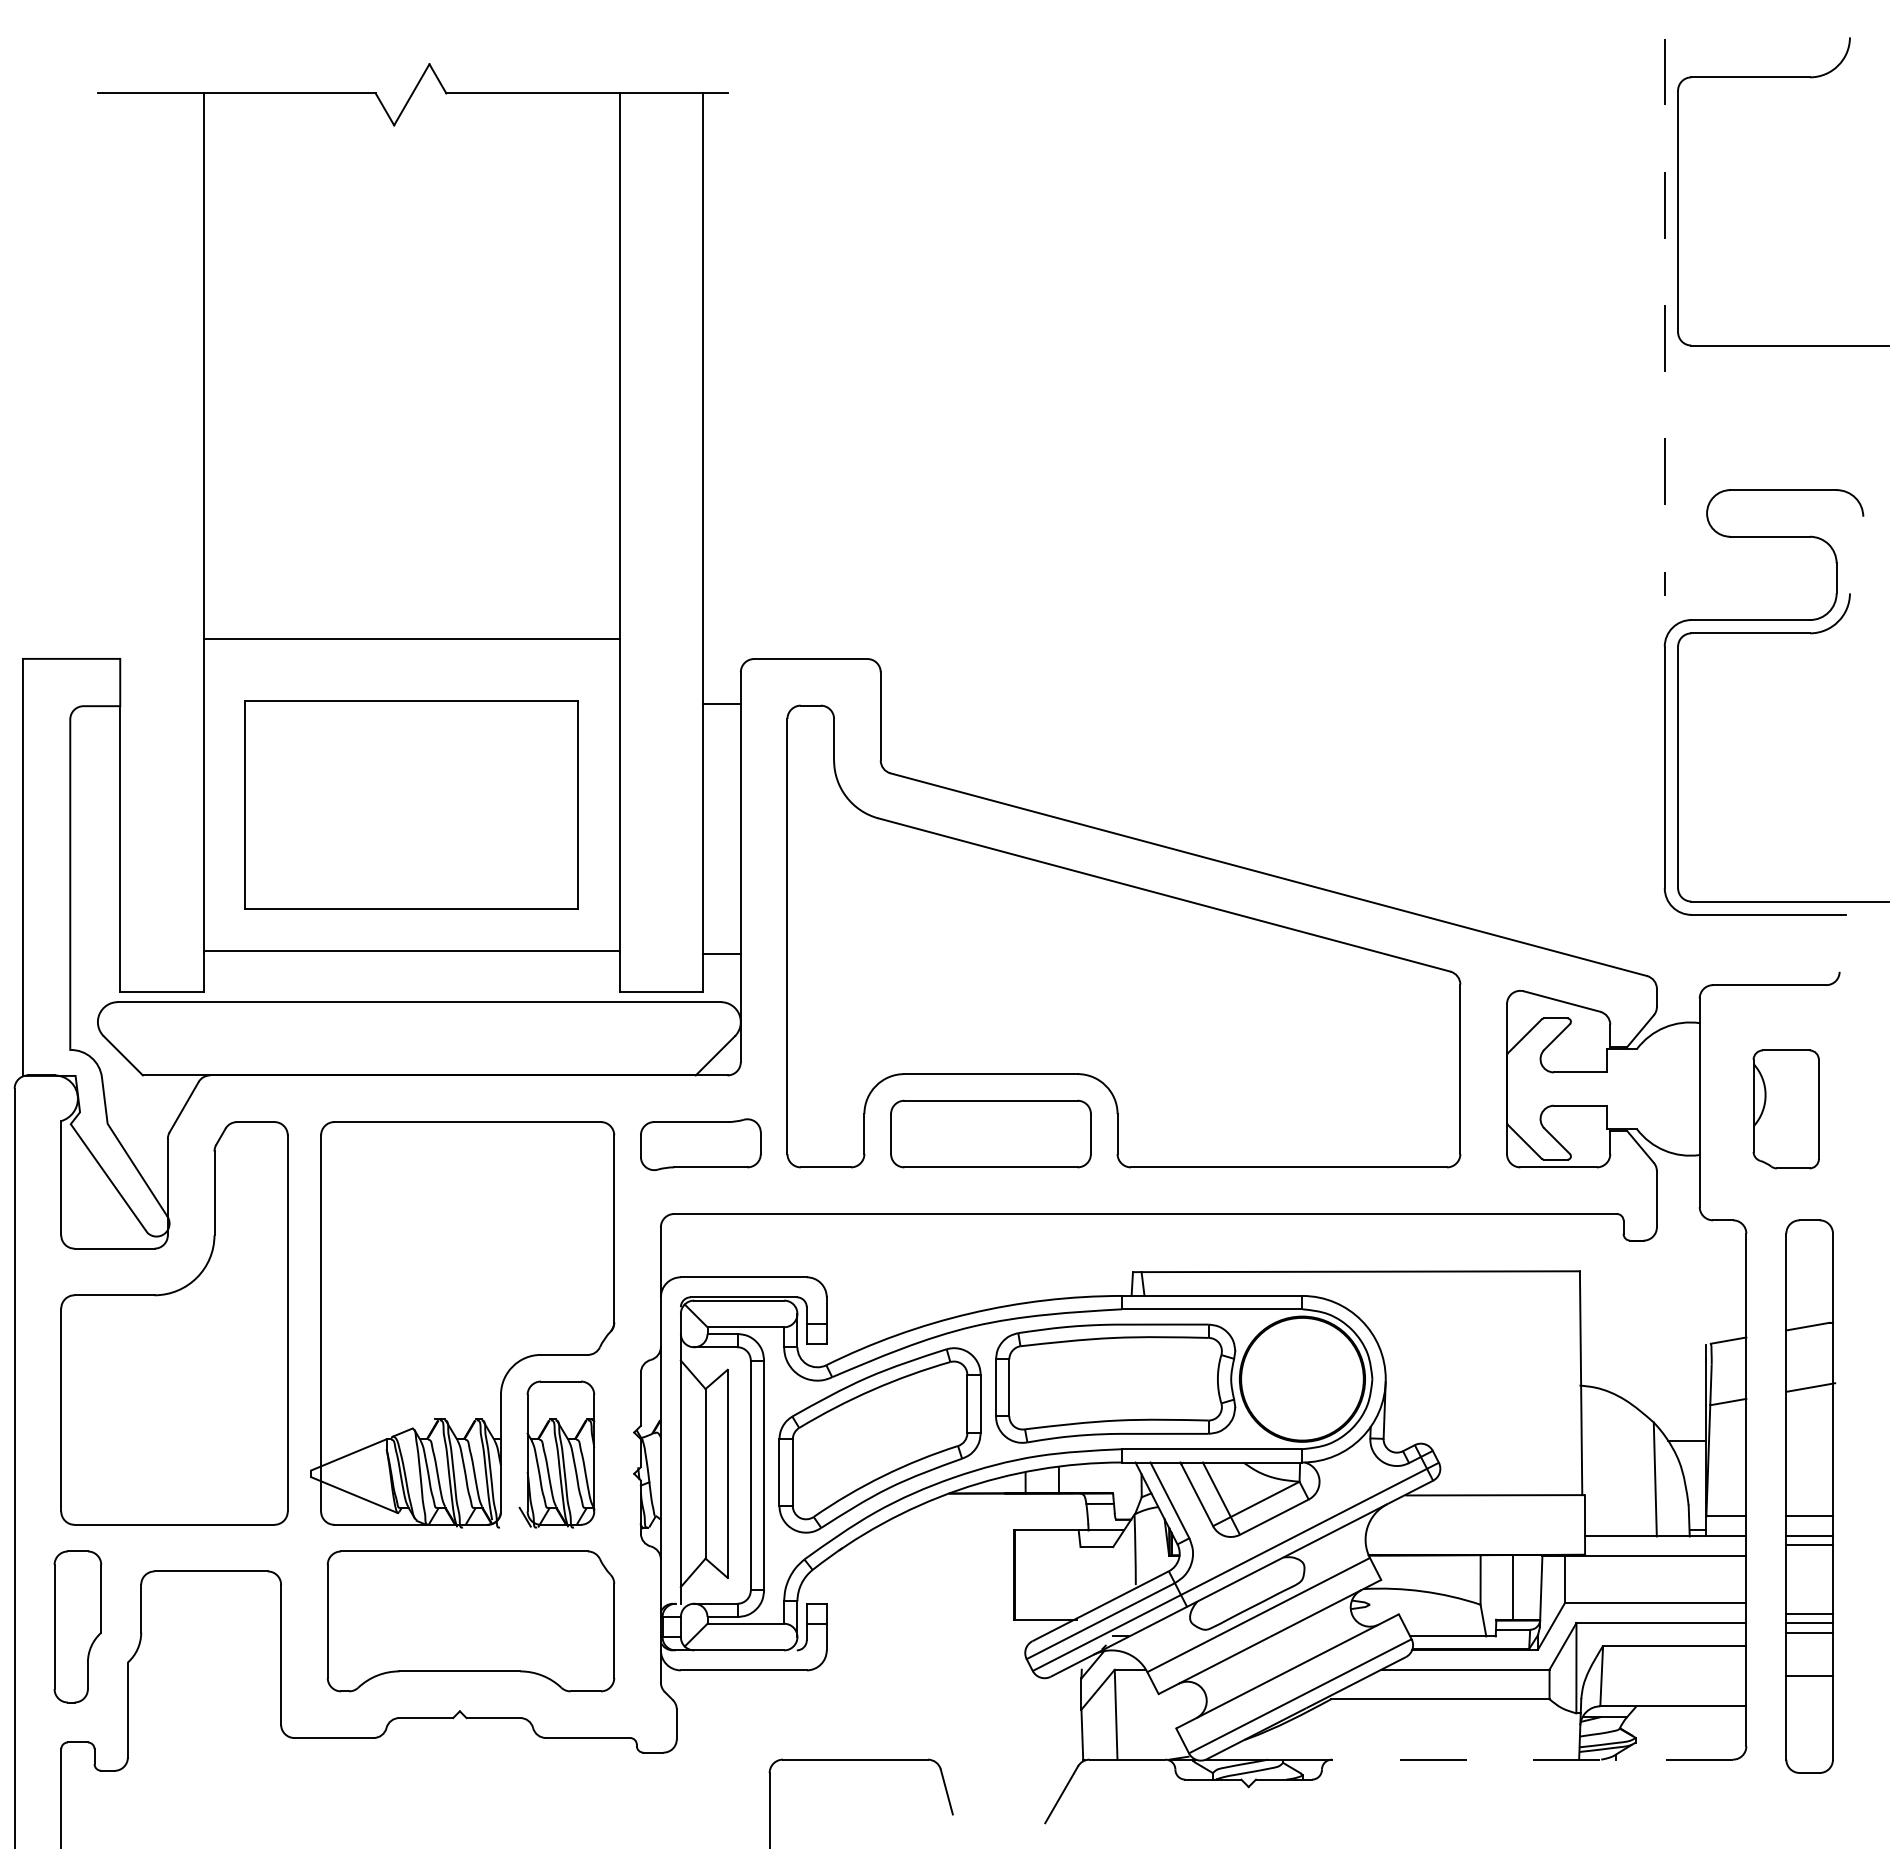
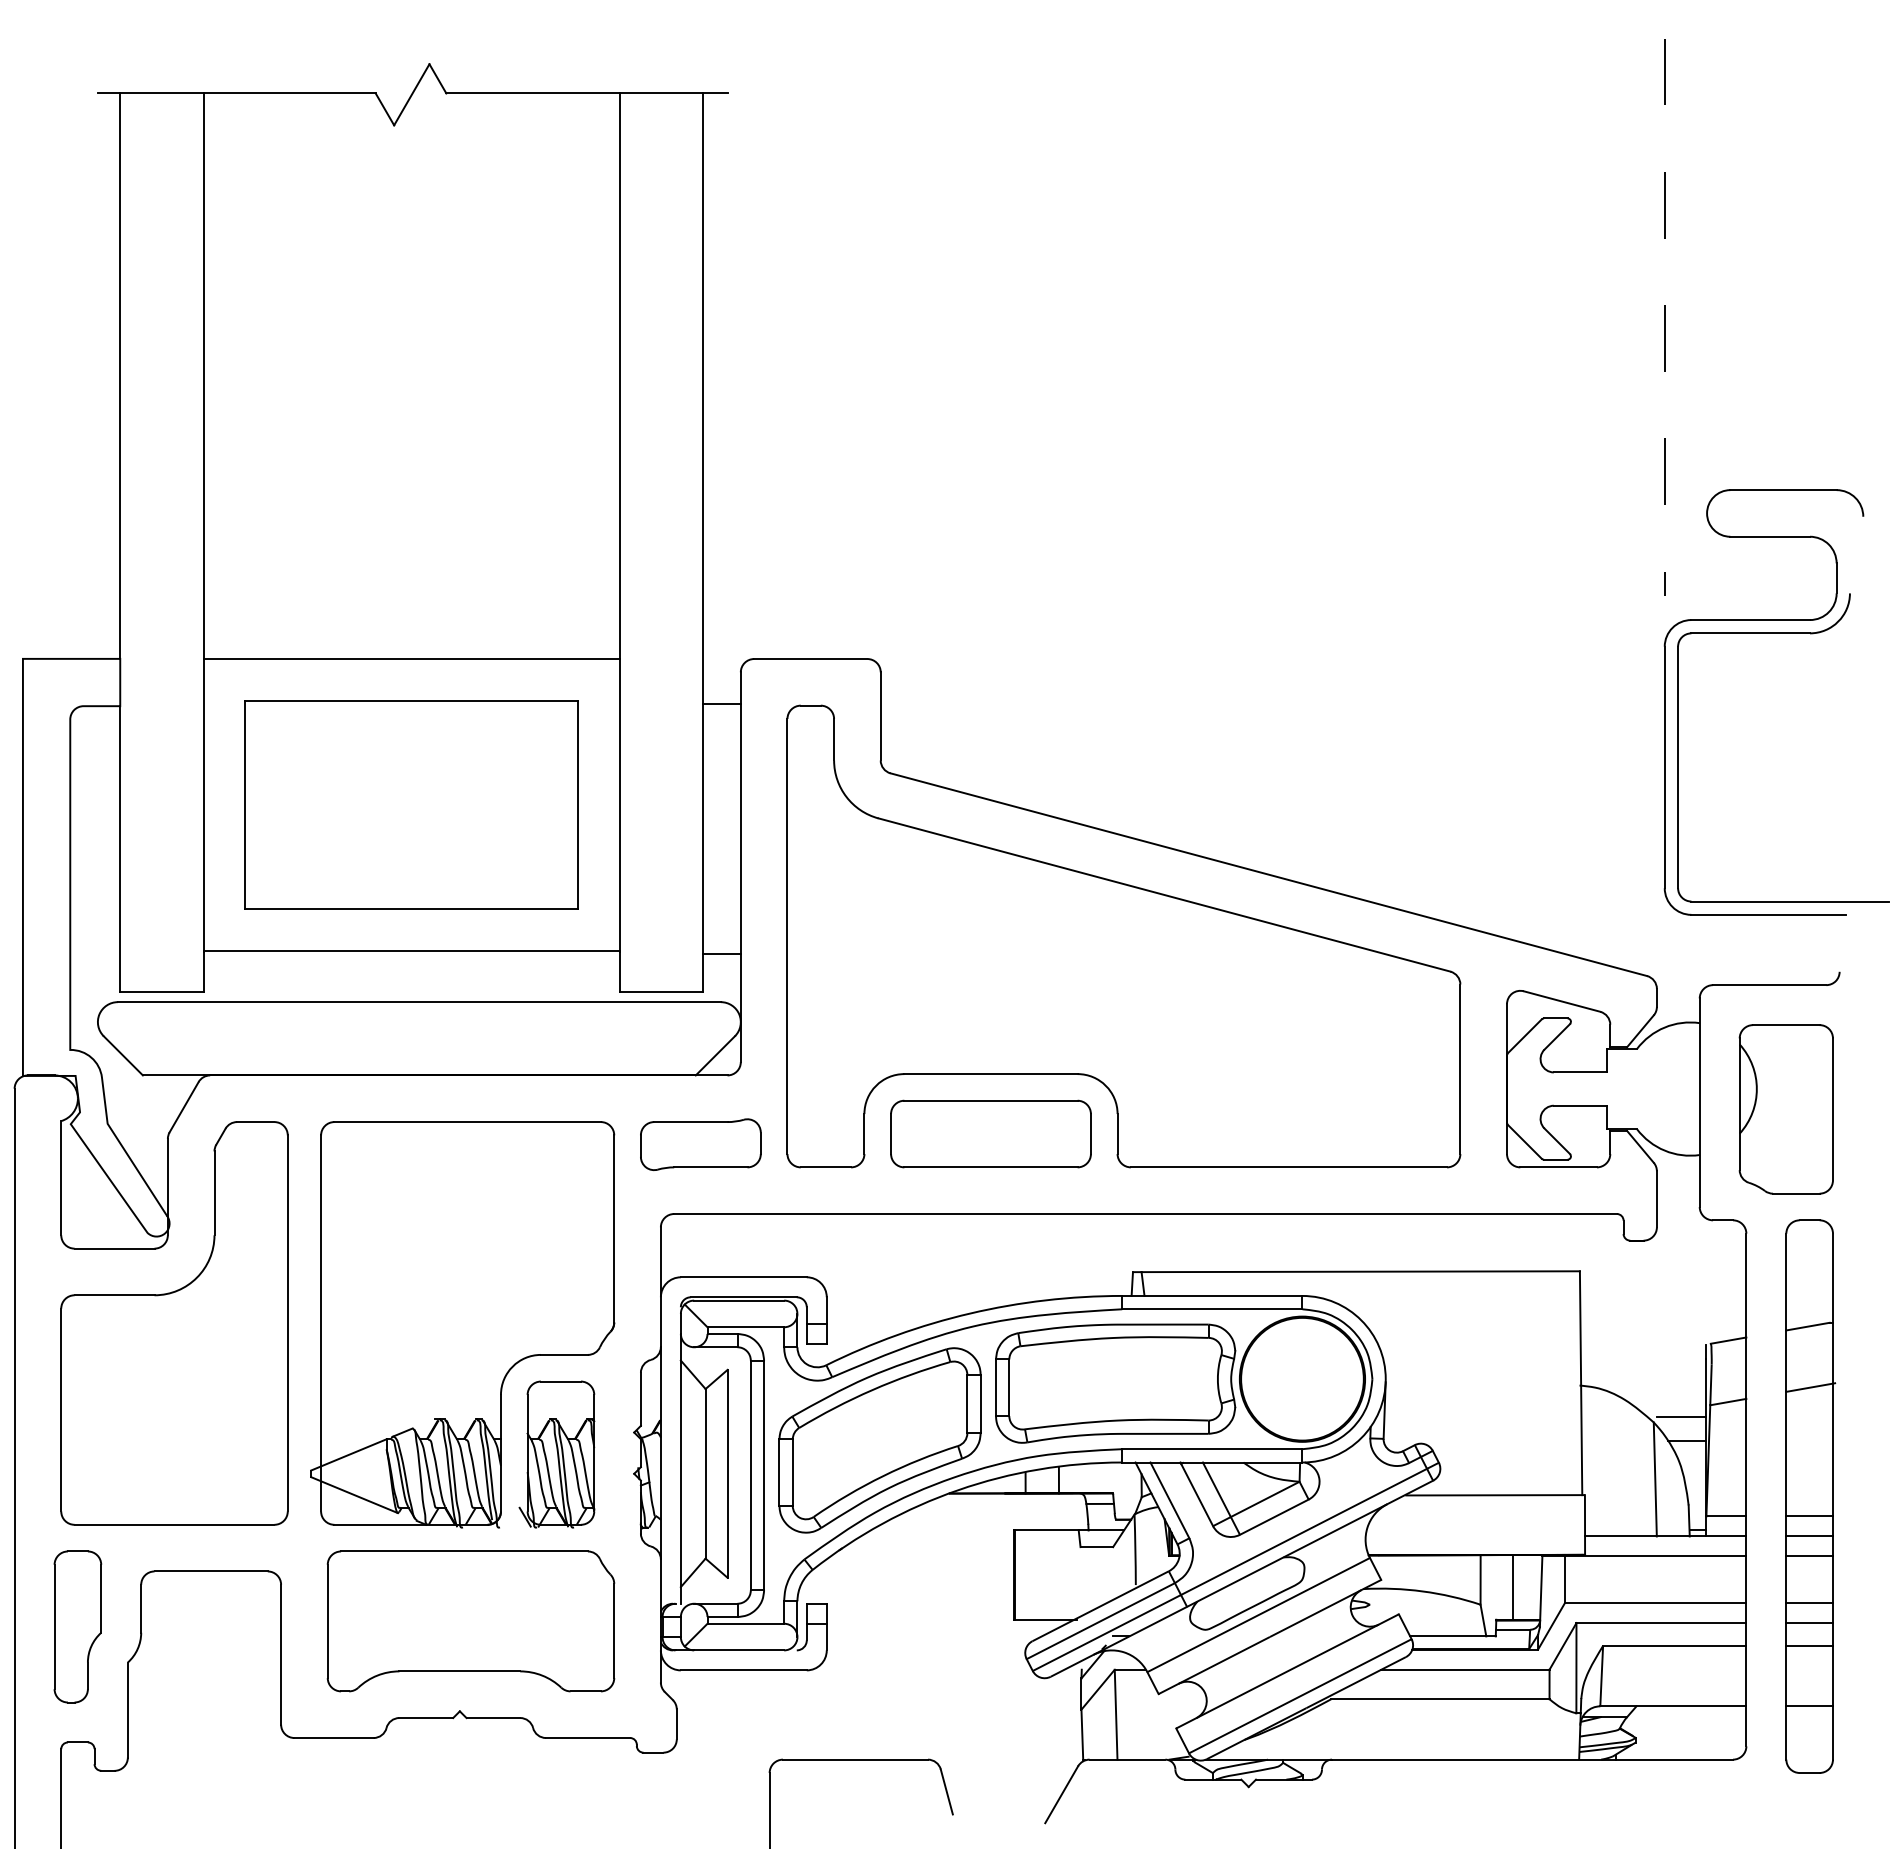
part: present -> none (1678, 191)
line: none -> present (120, 376)
line position: (411, 639) -> (411, 659) (411, 659)
part size: 68x121 px -> 96x171 px (1785, 1109)
line: none -> present (1681, 1417)
line position: (1809, 1544) -> (1809, 1555) (1809, 1555)
line position: (1809, 1614) -> (1809, 1603) (1809, 1603)
line position: (1809, 1632) -> (1809, 1645) (1809, 1645)
line position: (1809, 1676) -> (1809, 1706) (1809, 1706)
line: dashed -> solid (1532, 1759)
